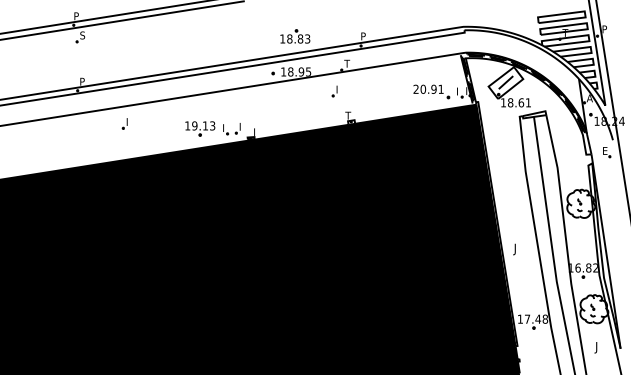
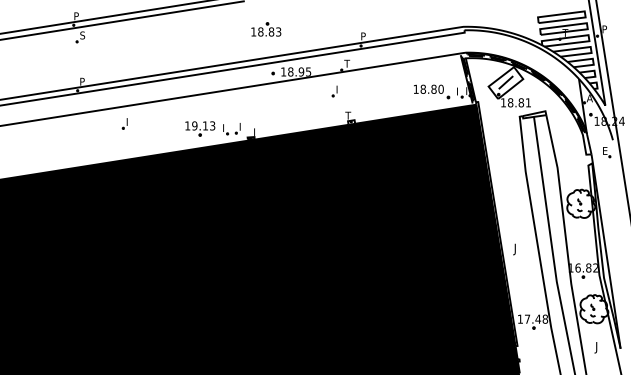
part position: (295, 36) -> (266, 29) (266, 29)
text: 20.91 -> 18.80 (428, 88)
text: 18.61 -> 18.81 (520, 102)
